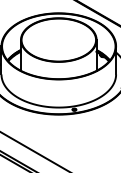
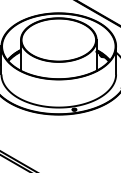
line: present -> none (33, 151)
